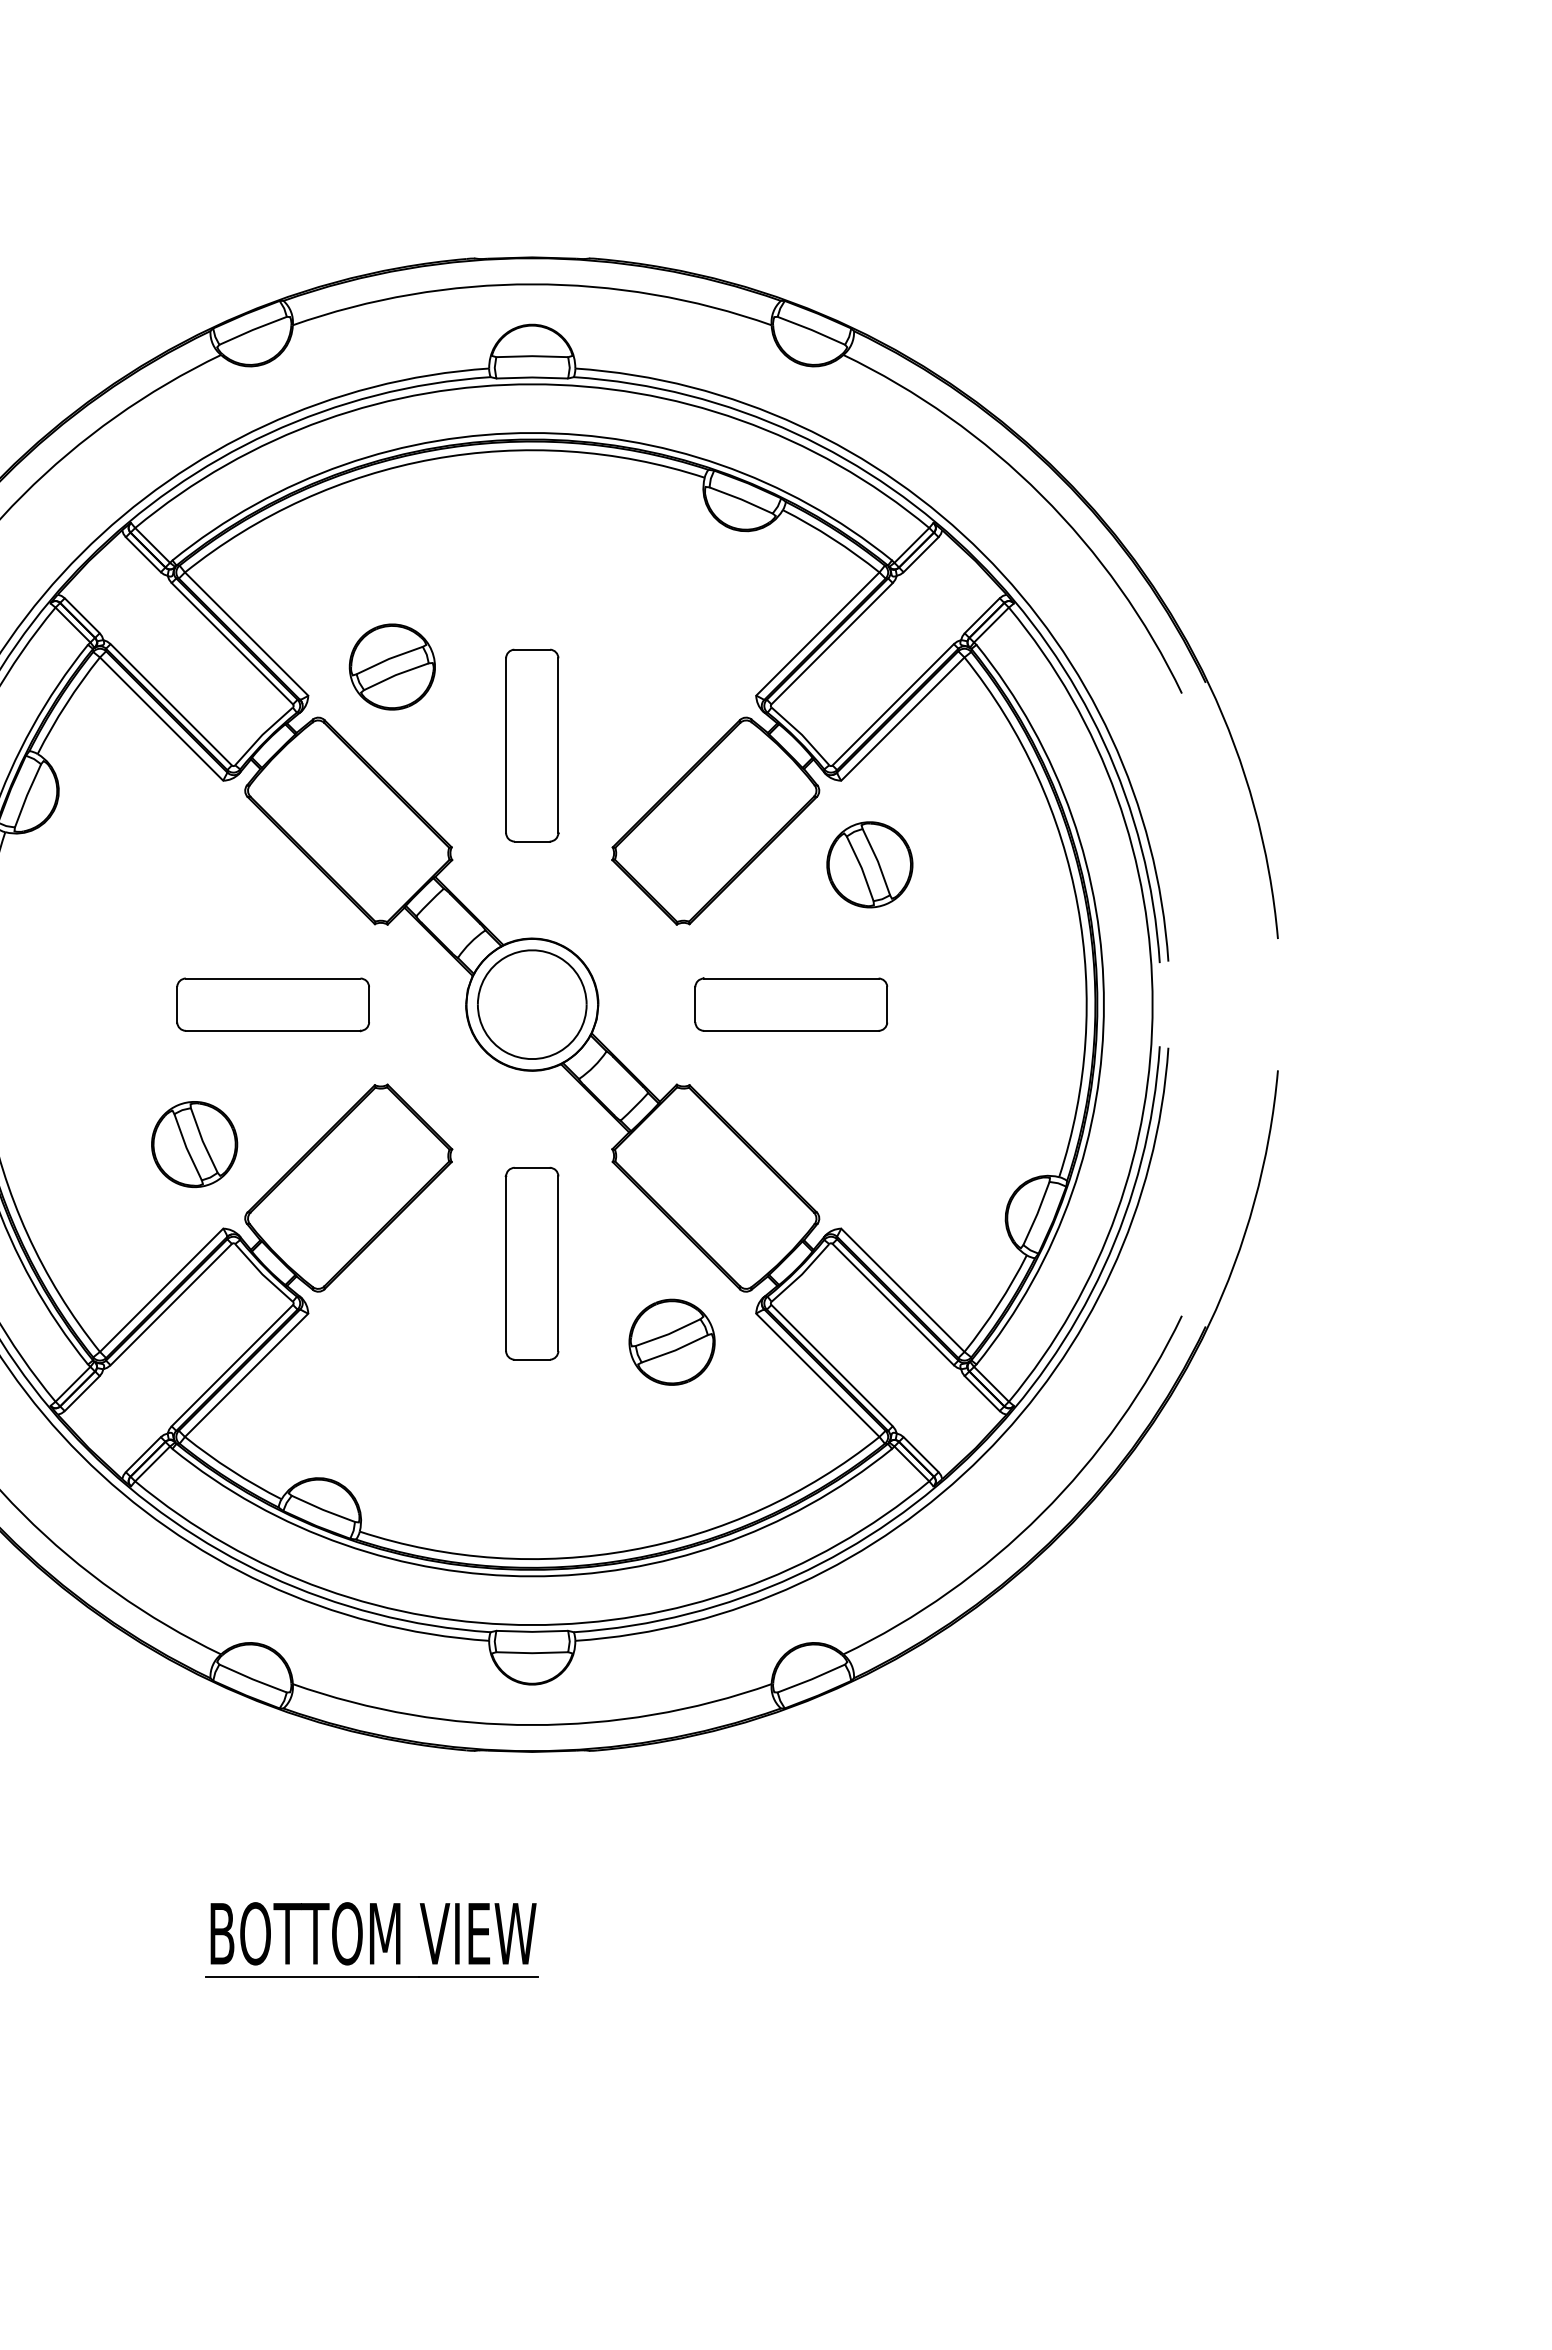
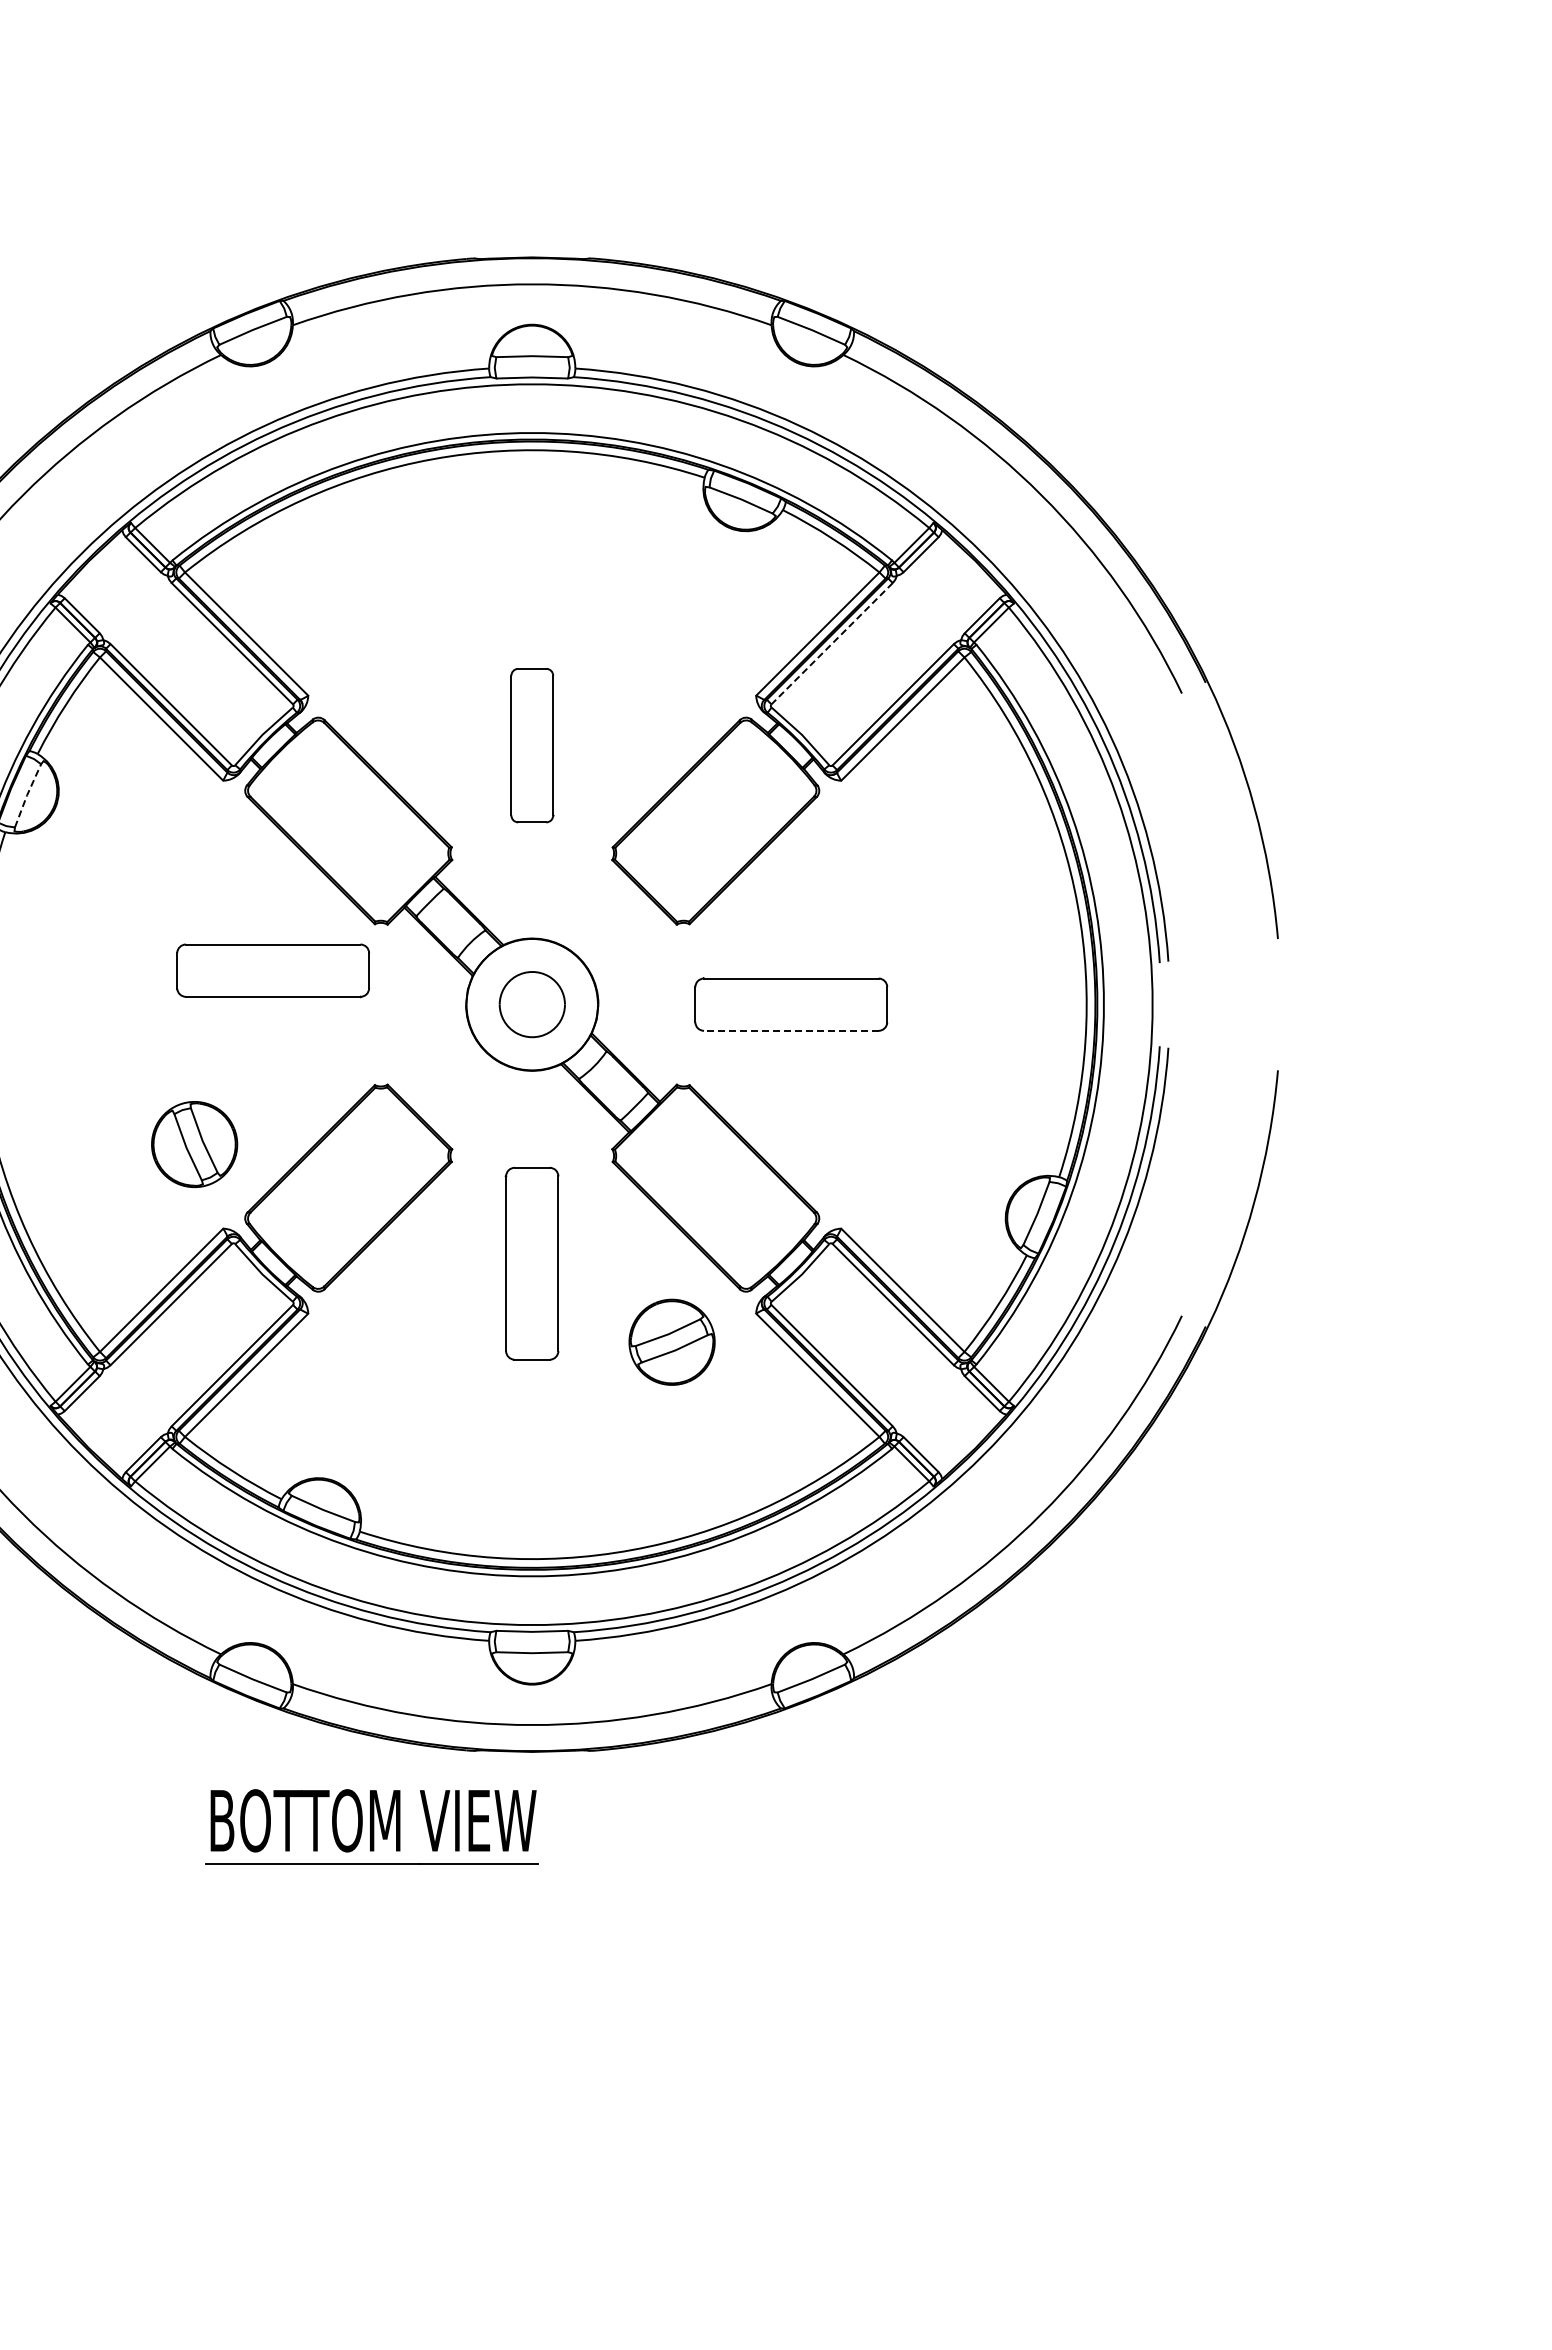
line: solid -> dashed (832, 643)
part: present -> none (391, 666)
part size: 55x195 px -> 45x156 px (532, 745)
line: solid -> dashed (27, 795)
part: present -> none (869, 864)
part position: (272, 1004) -> (272, 970) (272, 970)
part size: 111x111 px -> 68x68 px (531, 1004)
line: solid -> dashed (790, 1030)
part position: (371, 1939) -> (371, 1826) (371, 1826)
